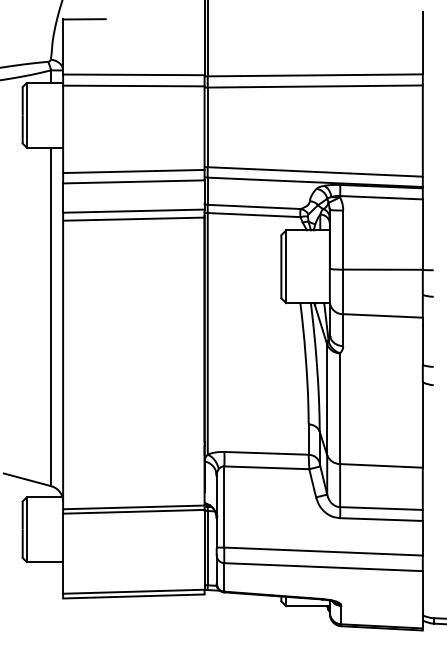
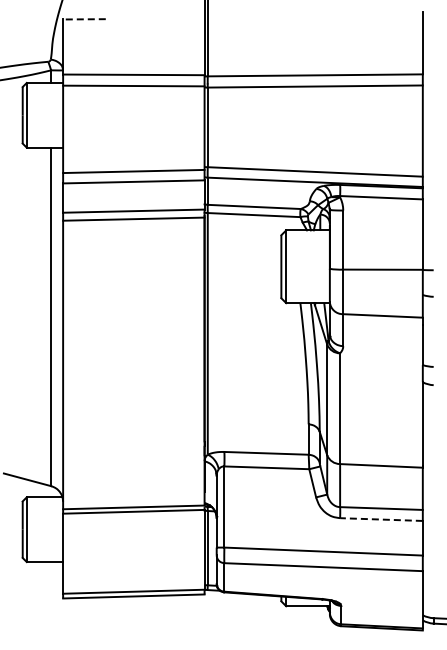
line: solid -> dashed (83, 19)
line: solid -> dashed (380, 519)
